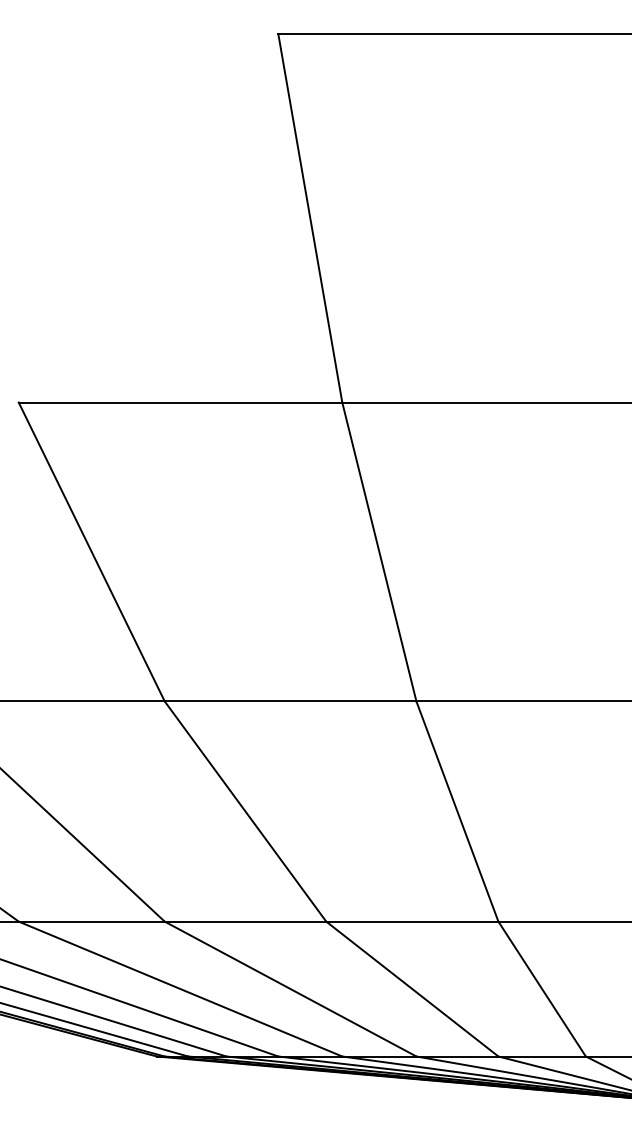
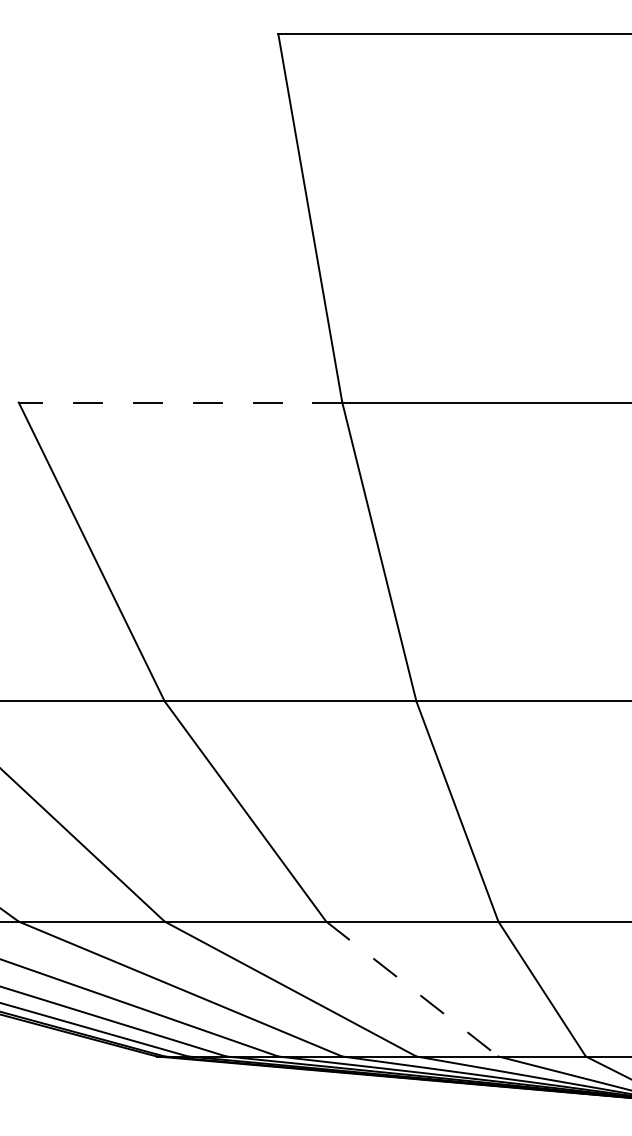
line: solid -> dashed (180, 402)
line: solid -> dashed (412, 989)
